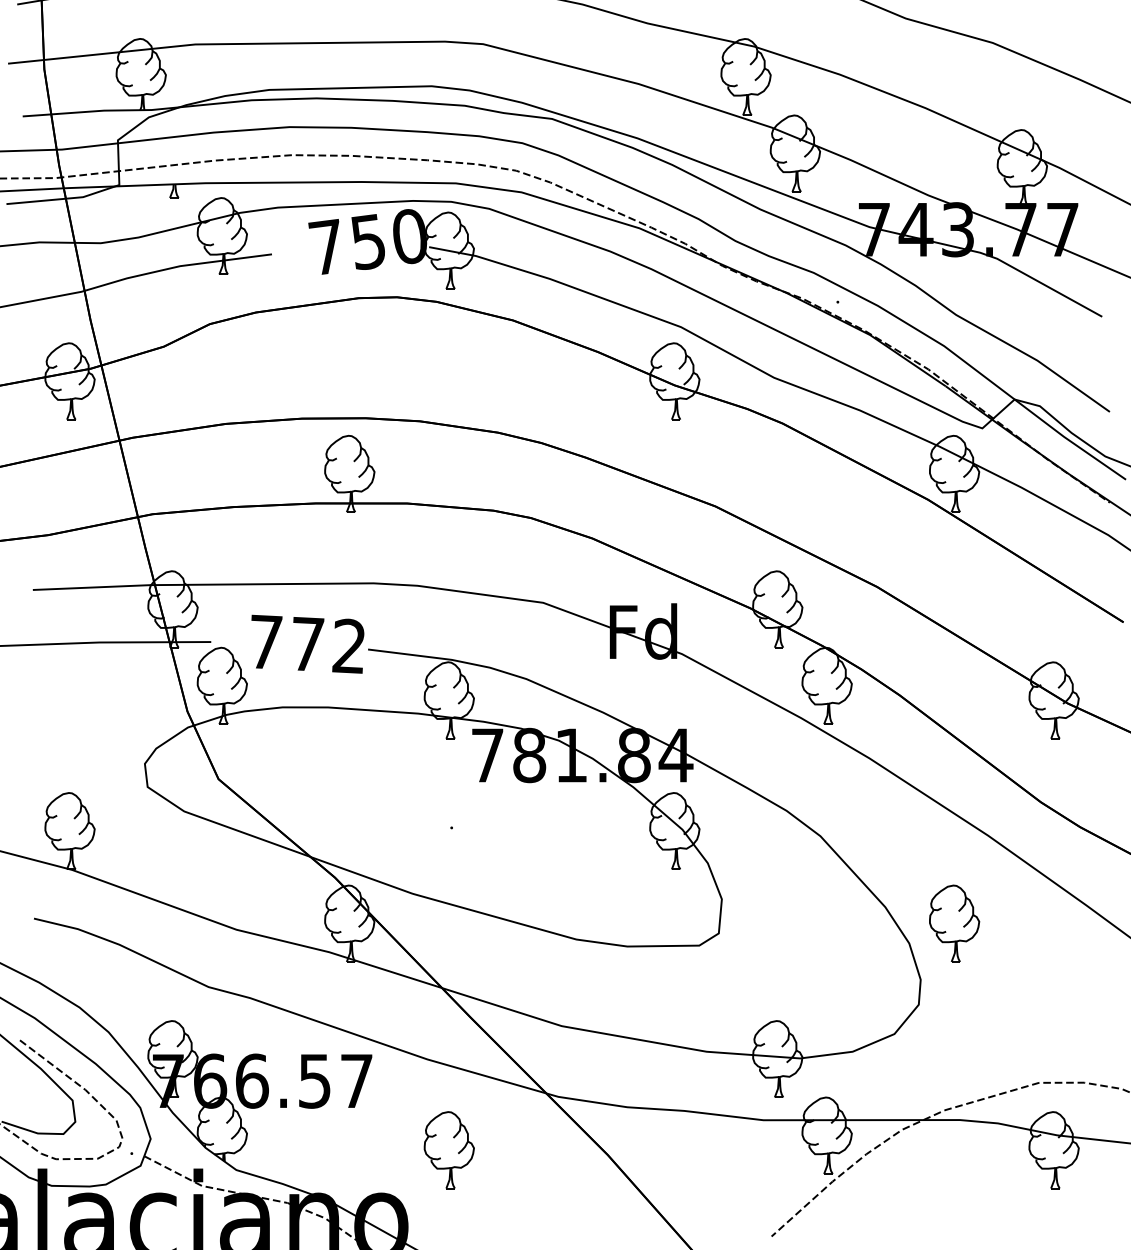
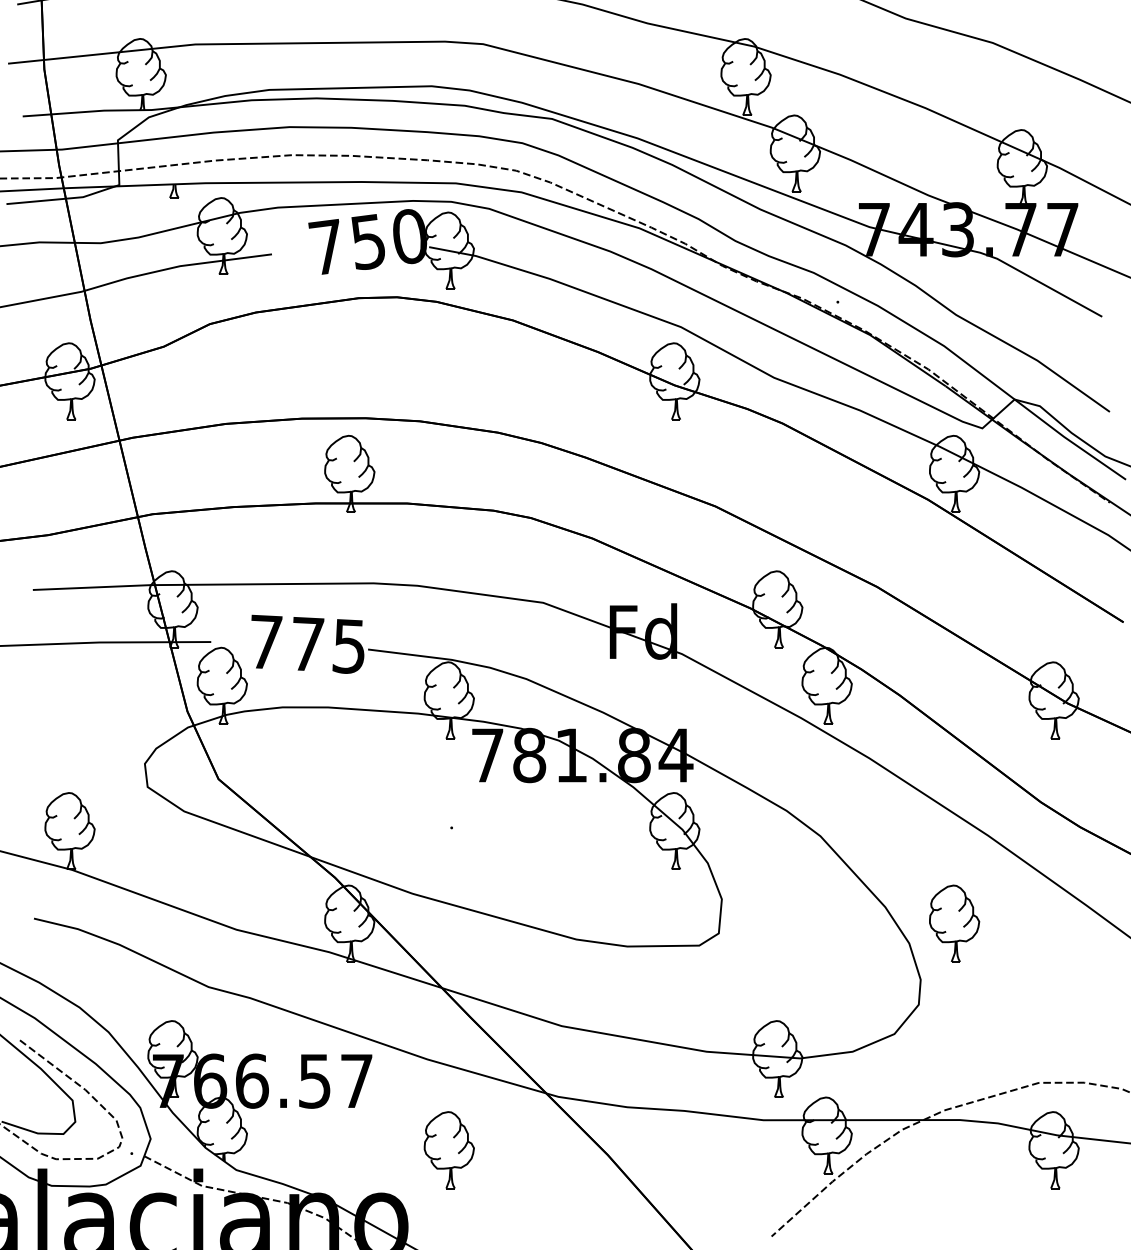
text: 772 -> 775 (348, 645)
